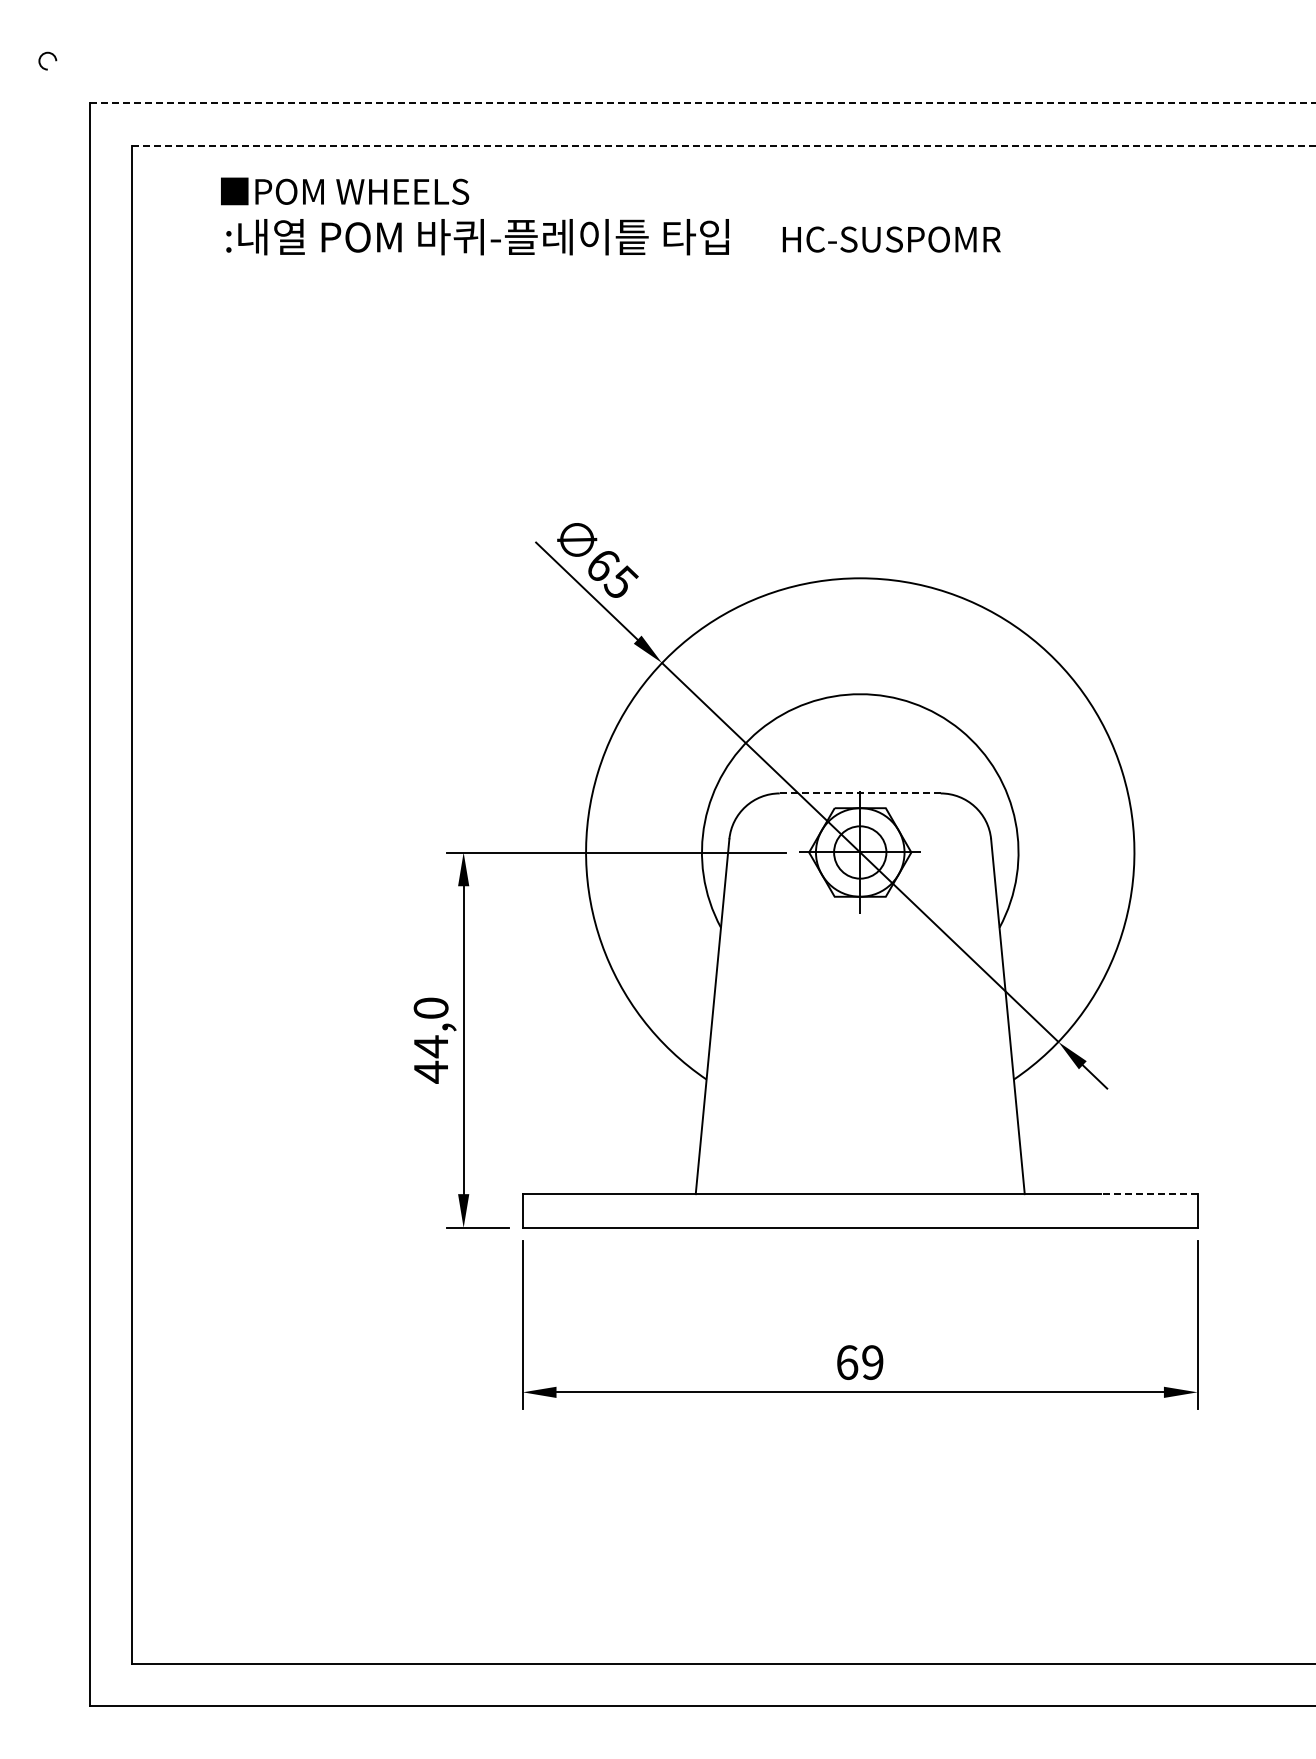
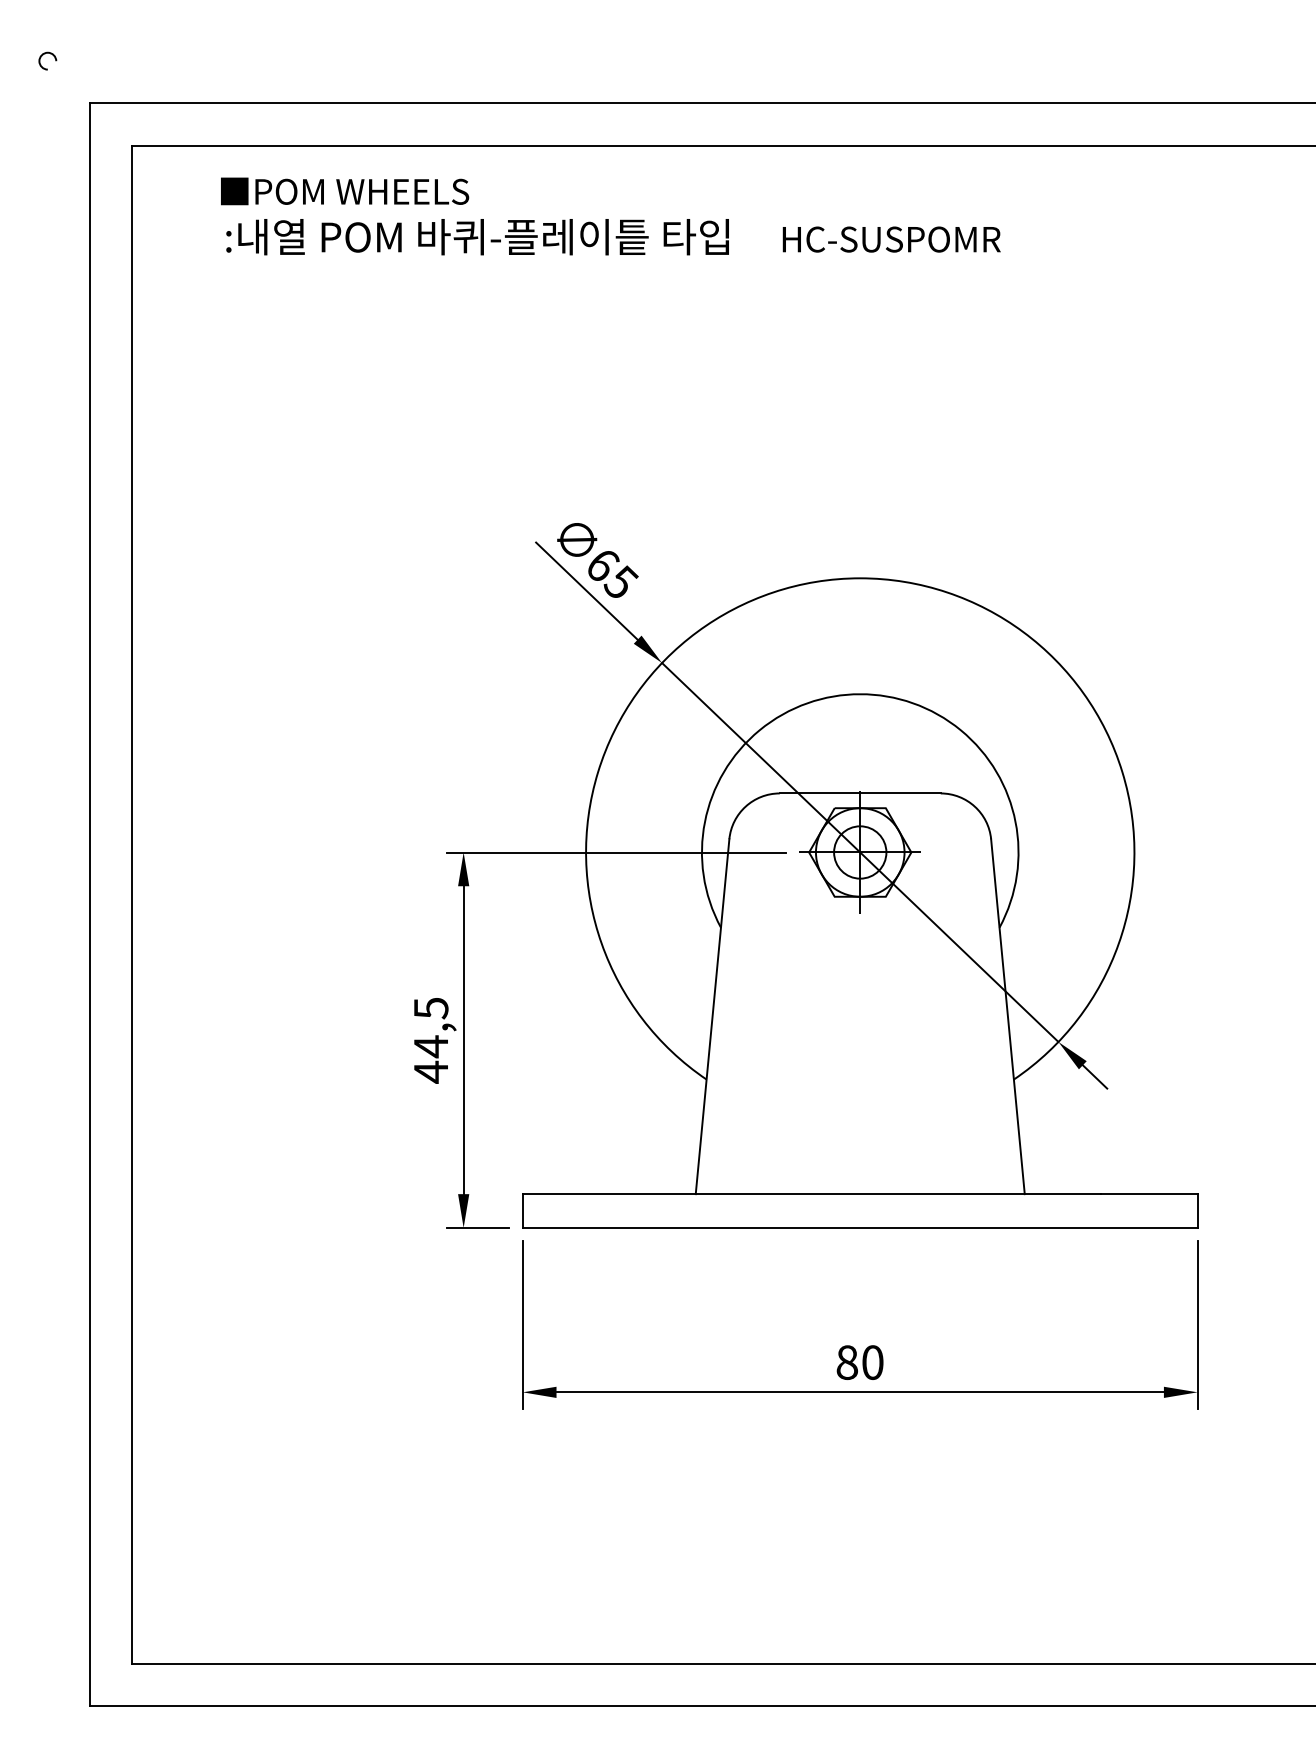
line: dashed -> solid (702, 103)
line: dashed -> solid (724, 145)
line: dashed -> solid (859, 793)
text: 44,0 -> 44,5 (430, 1008)
line: dashed -> solid (1149, 1194)
text: 69 -> 80 (859, 1362)
